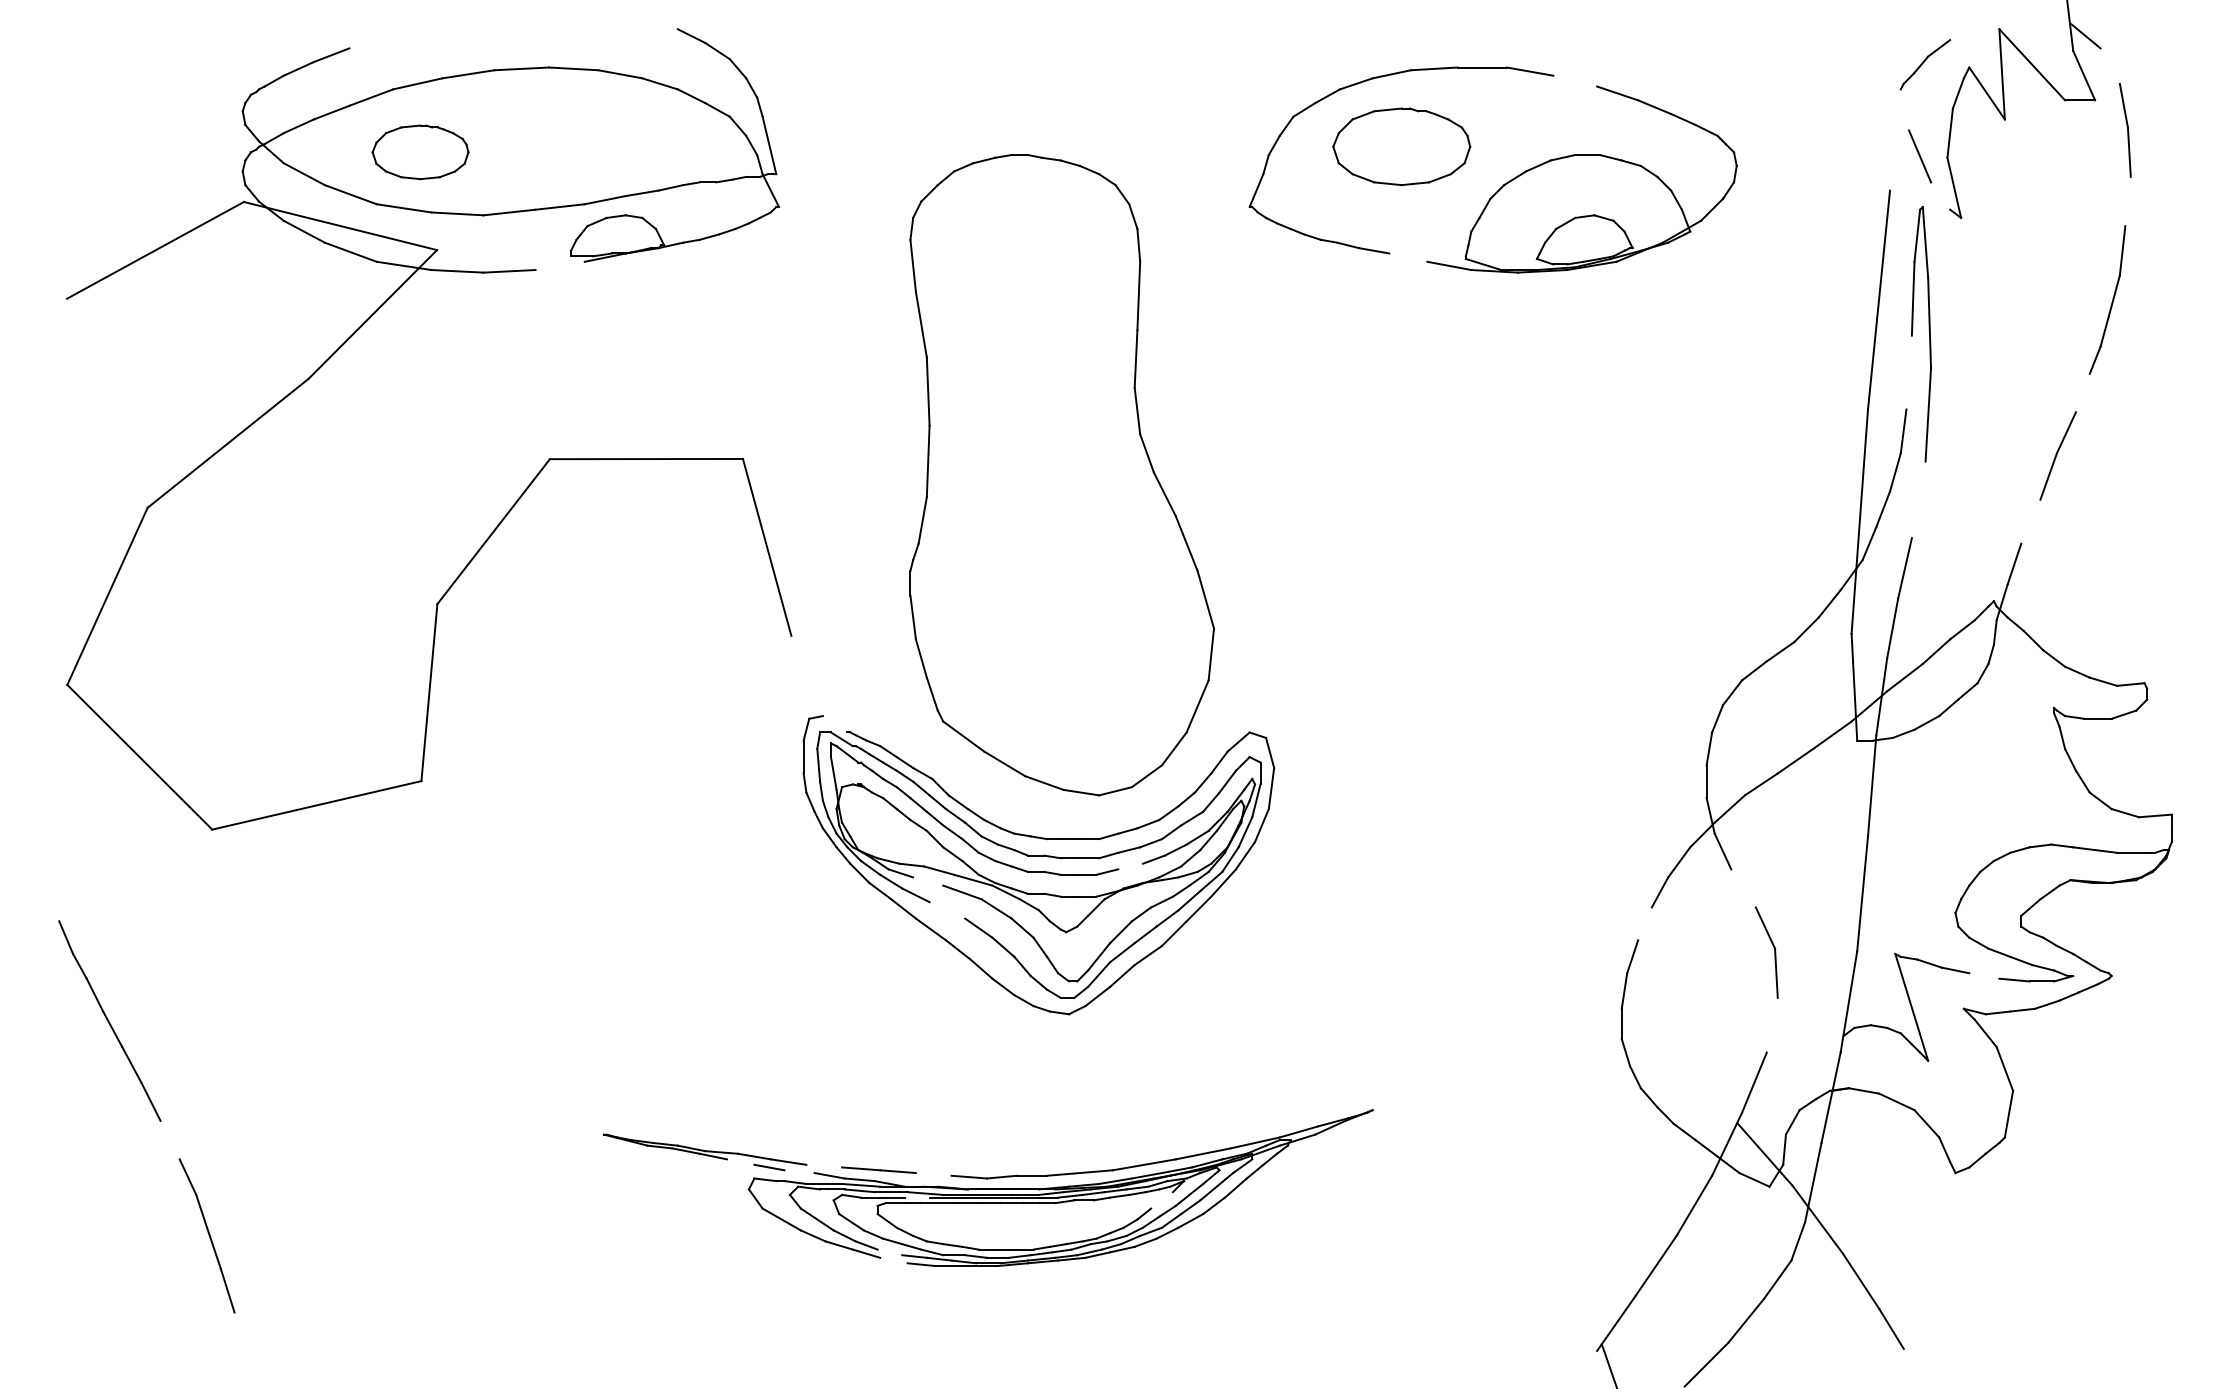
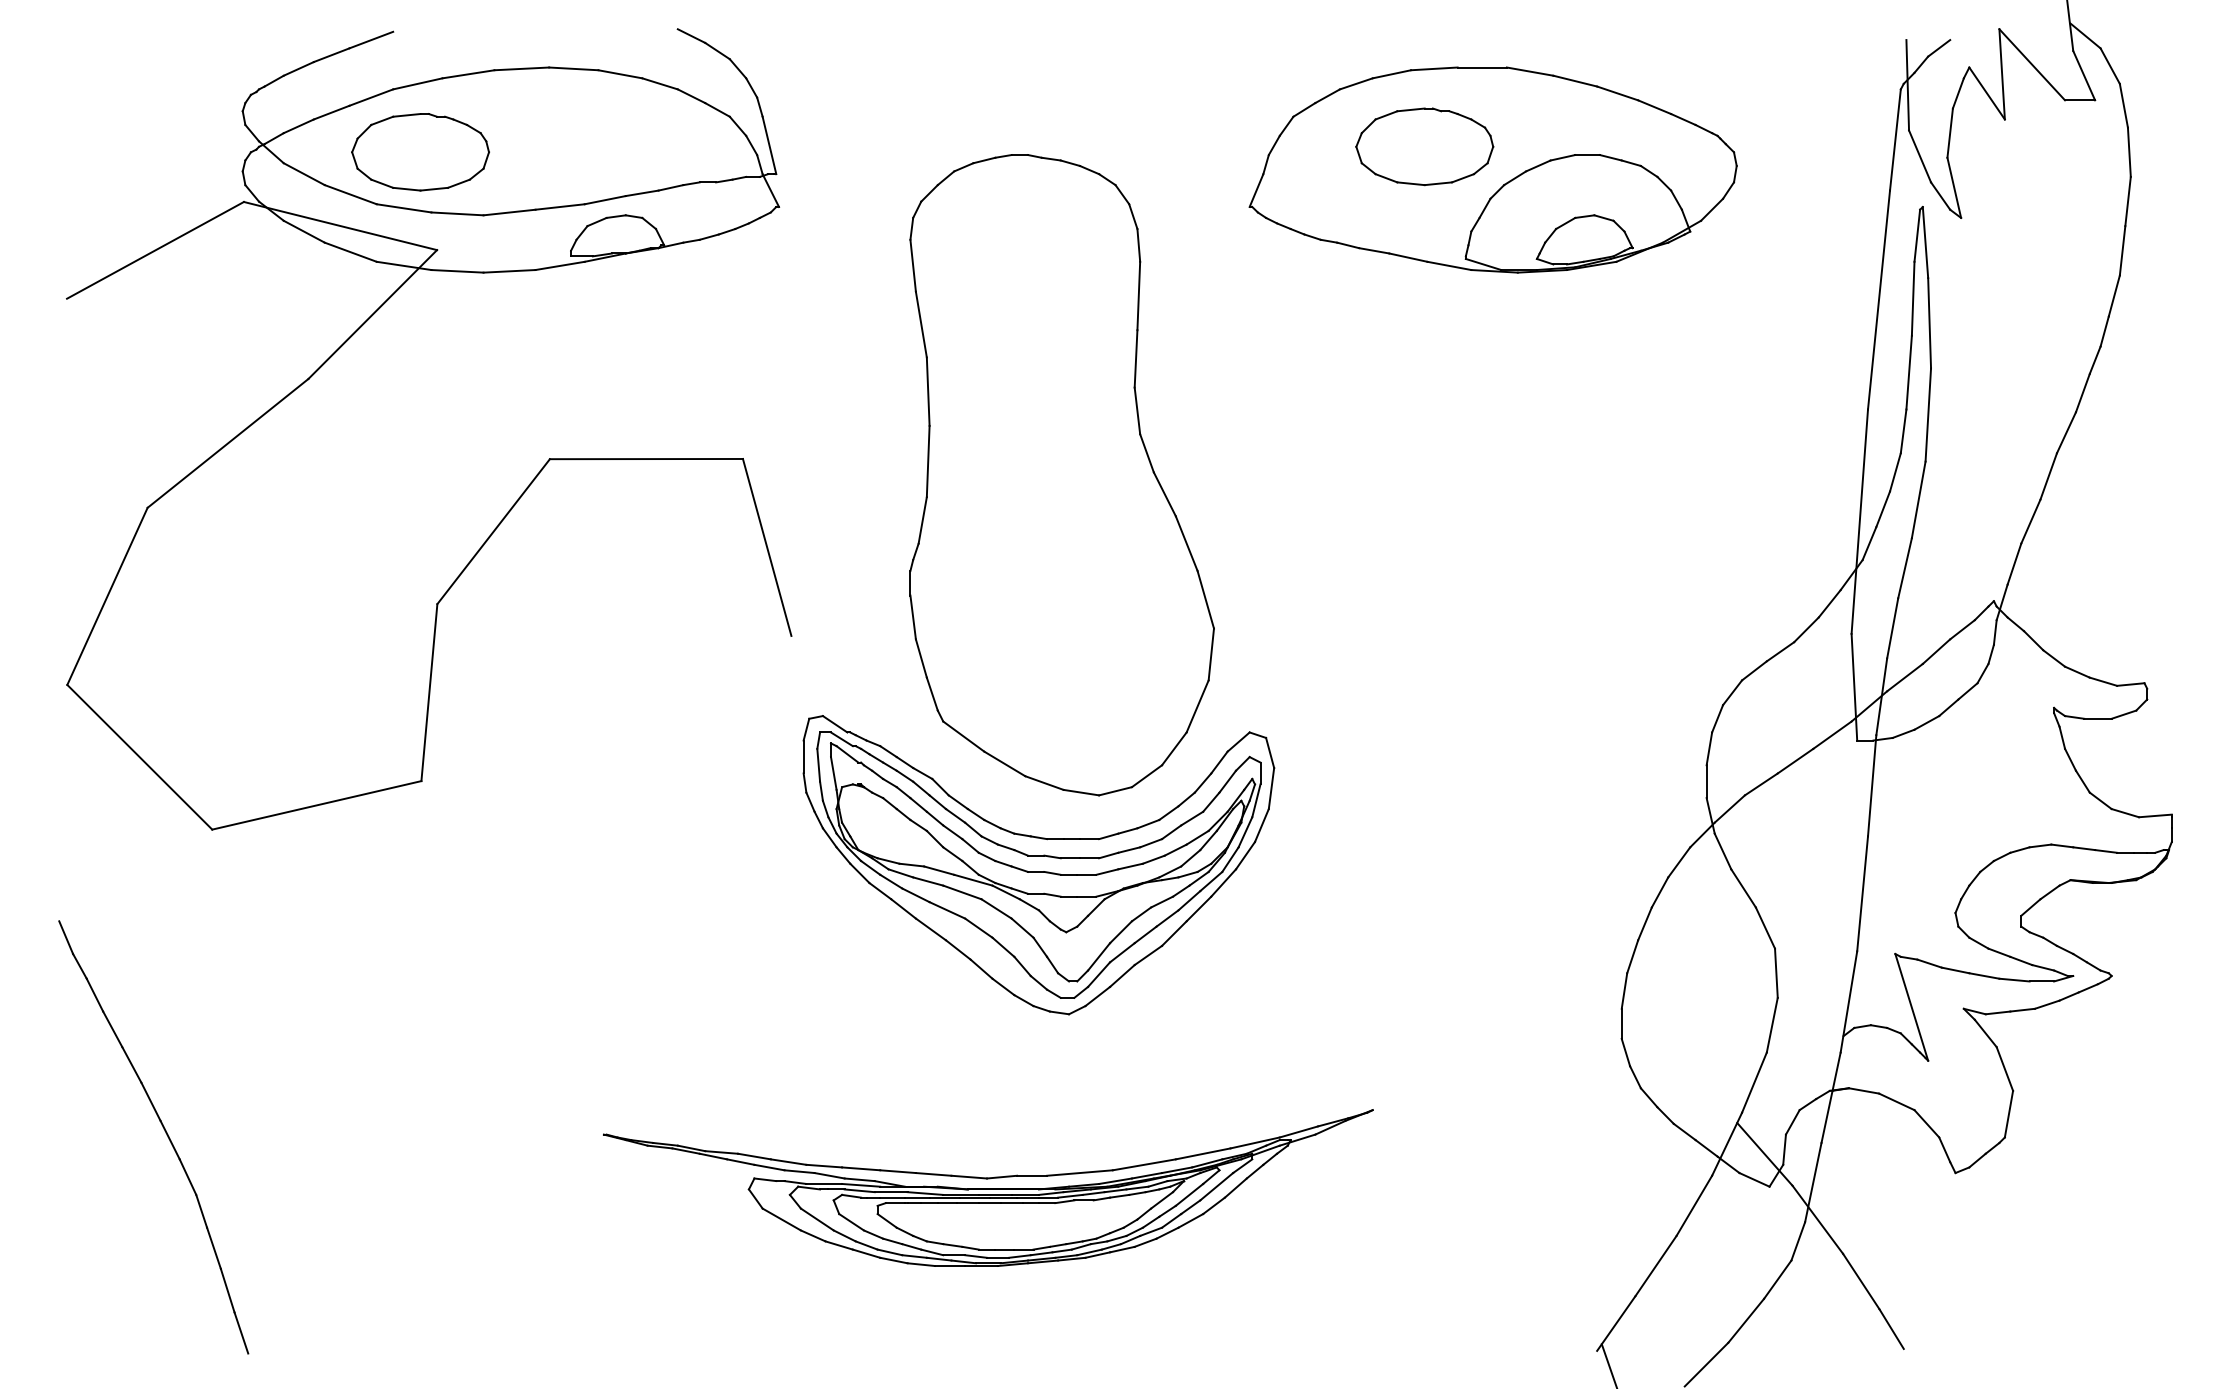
line: none -> present (371, 39)
line: none -> present (2109, 65)
line: none -> present (1575, 80)
line: none -> present (1907, 85)
line: none -> present (1895, 139)
part position: (1401, 146) -> (1424, 146) (1424, 146)
part size: 99x57 px -> 139x79 px (420, 152)
line: none -> present (1940, 195)
line: none -> present (2127, 201)
line: none -> present (1408, 257)
line: none -> present (559, 265)
line: none -> present (1908, 372)
line: none -> present (2082, 392)
line: none -> present (1918, 499)
line: none -> present (2030, 521)
line: none -> present (834, 724)
line: none -> present (1130, 866)
line: none -> present (928, 881)
line: none -> present (1743, 888)
line: none -> present (947, 910)
line: none -> present (1644, 923)
line: none -> present (1984, 975)
line: none -> present (1771, 1024)
line: none -> present (169, 1139)
line: none -> present (740, 1161)
line: none -> present (824, 1165)
line: none -> present (799, 1171)
line: none -> present (933, 1174)
line: none -> present (916, 1197)
line: none -> present (1161, 1200)
line: none -> present (889, 1252)
line: none -> present (893, 1260)
line: none -> present (241, 1332)
